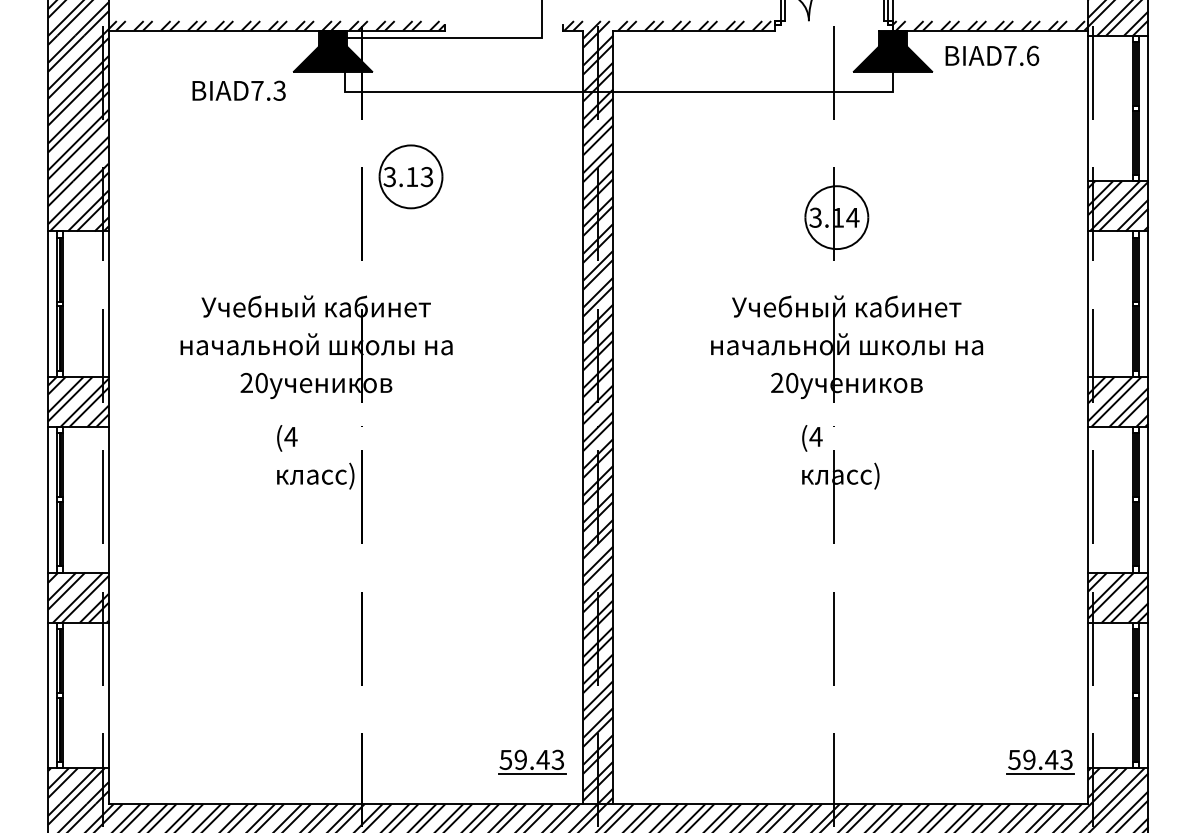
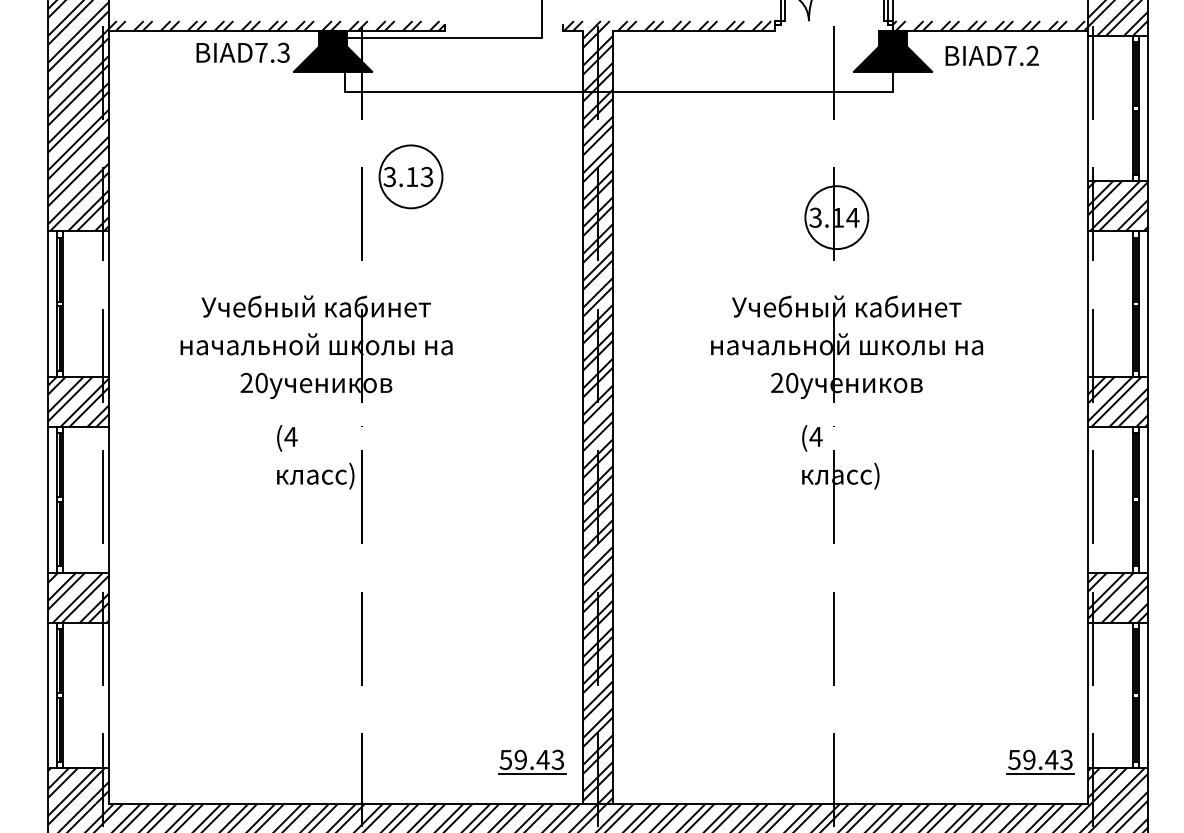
text: BIAD7.6 -> BIAD7.2 (1032, 55)
text position: (238, 90) -> (242, 52) (242, 52)
